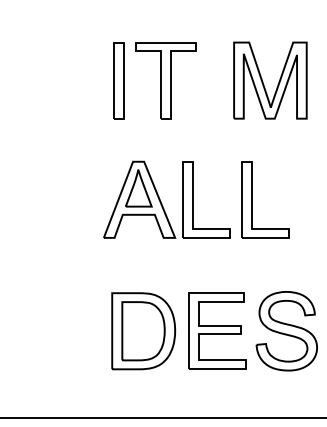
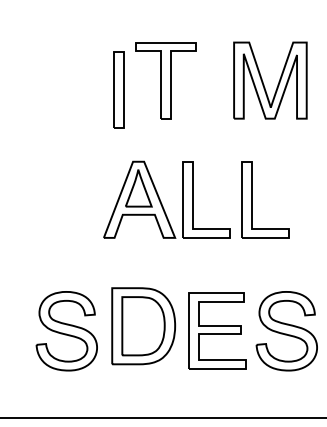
part position: (118, 80) -> (118, 89) (118, 89)
part: none -> present (66, 331)
part position: (143, 331) -> (143, 326) (143, 326)
